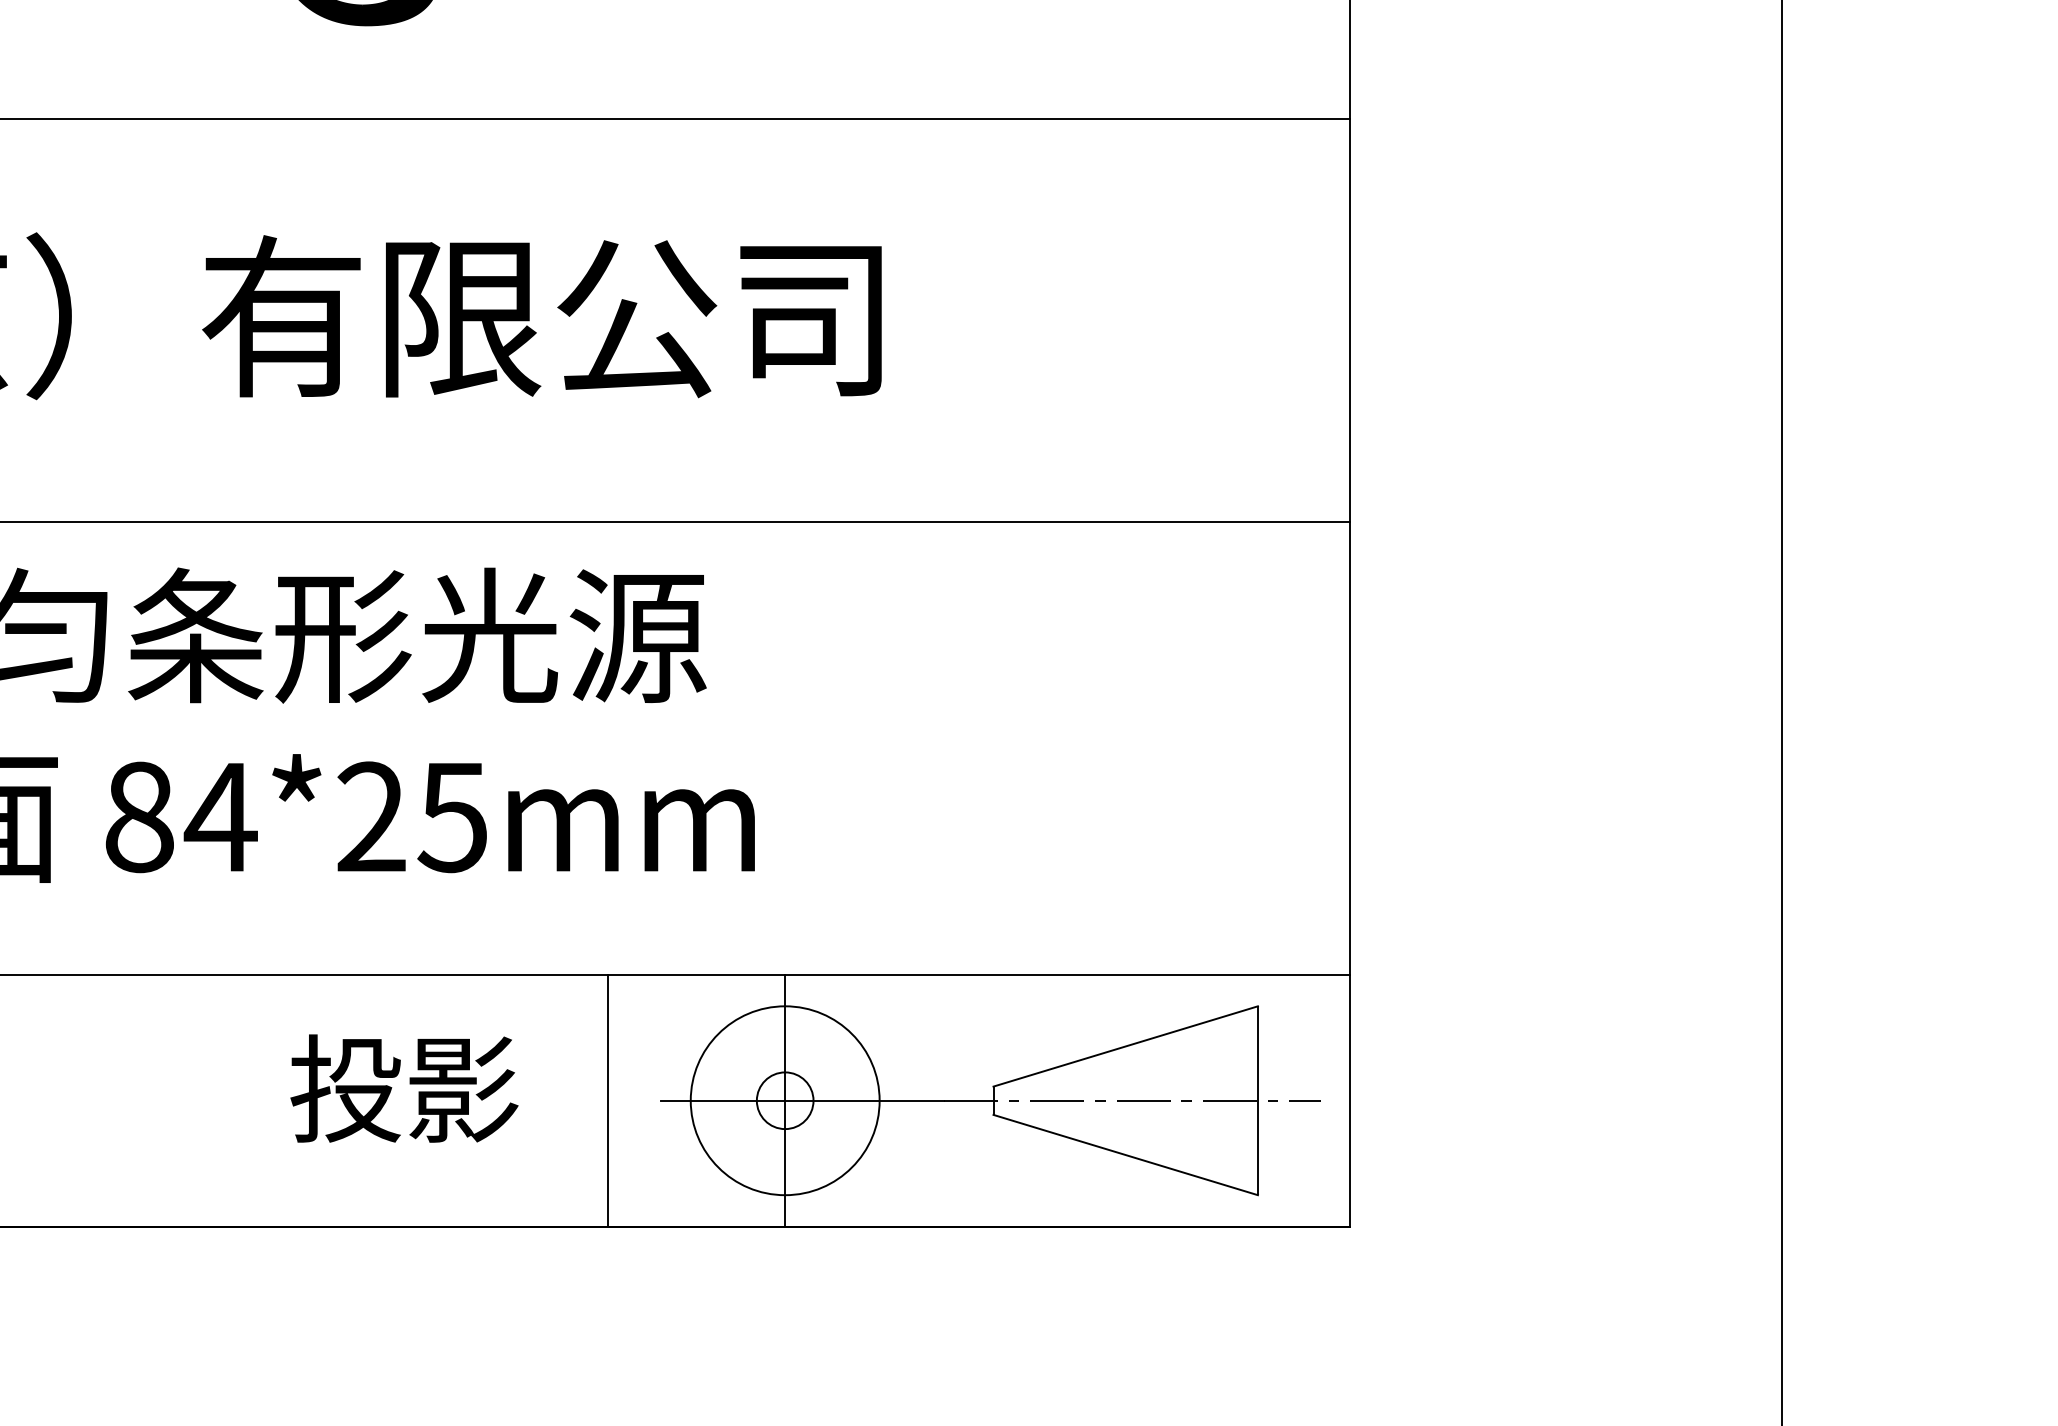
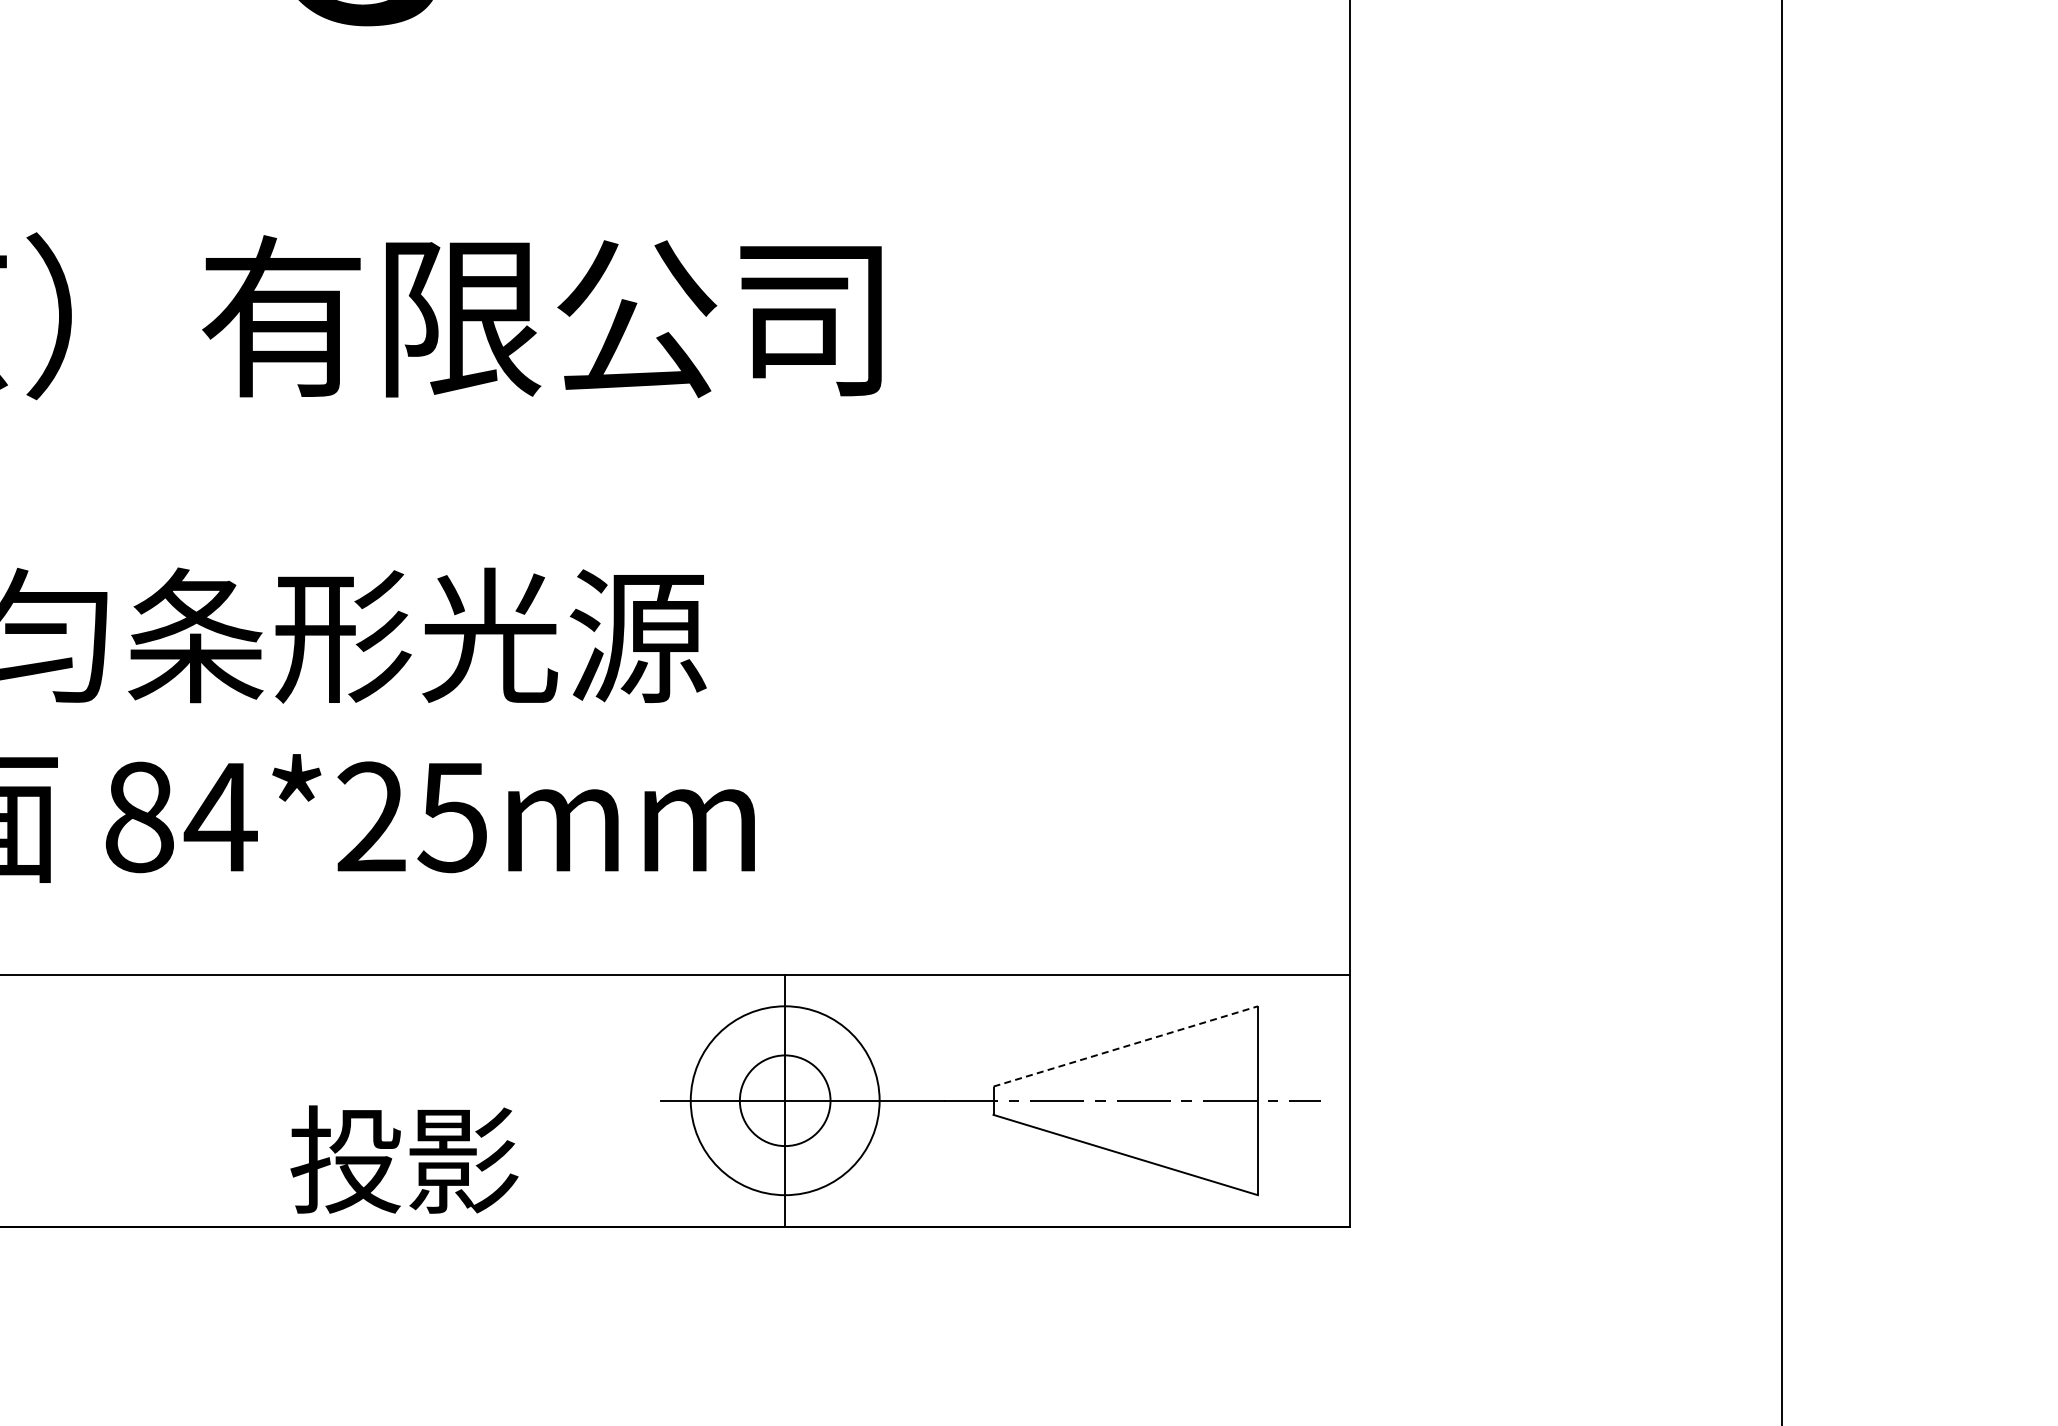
line: present -> none (676, 118)
line: present -> none (676, 521)
line: solid -> dashed (1126, 1046)
text position: (404, 1088) -> (404, 1159) (404, 1159)
line: present -> none (608, 1100)
circle diameter: 57 px -> 91 px (784, 1100)
